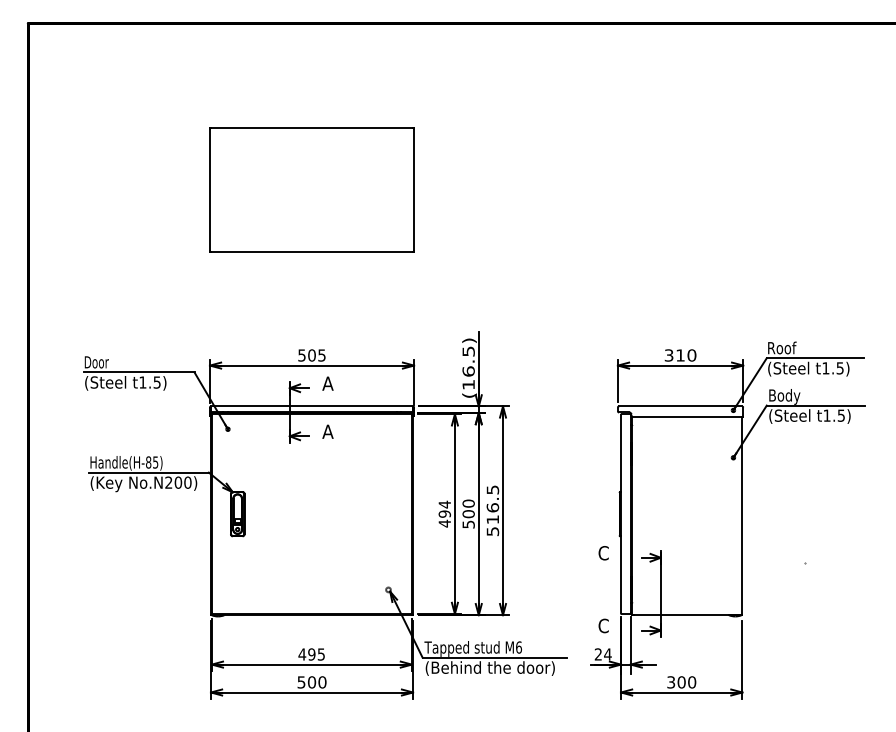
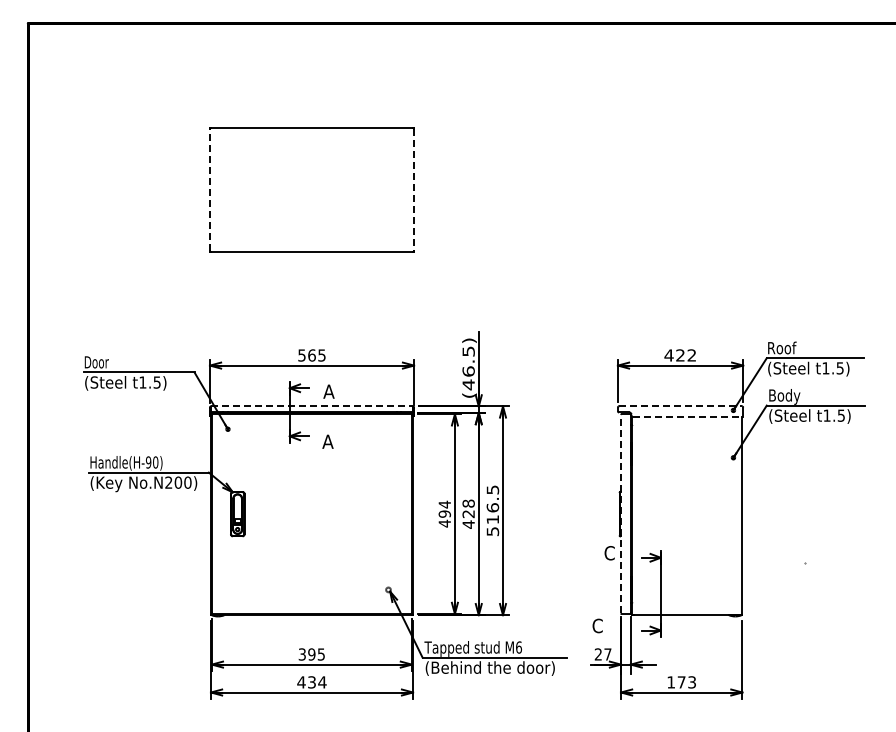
line: solid -> dashed (209, 189)
line: solid -> dashed (414, 190)
text: 505 -> 565 (311, 355)
text: 310 -> 422 (680, 355)
text position: (327, 383) -> (328, 391) (328, 391)
text: (16.5) -> (46.5) (468, 384)
line: solid -> dashed (312, 406)
line: solid -> dashed (681, 406)
line: solid -> dashed (688, 416)
text position: (327, 431) -> (327, 441) (327, 441)
text: Handle(H-85) -> Handle(H-90) (151, 462)
text: 500 -> 428 (468, 513)
line: solid -> dashed (621, 513)
text position: (603, 553) -> (609, 553) (609, 553)
text position: (603, 625) -> (597, 625) (597, 625)
text: 495 -> 395 (302, 654)
text: 24 -> 27 (607, 654)
text: 500 -> 434 (311, 682)
text: 300 -> 173 (681, 682)
